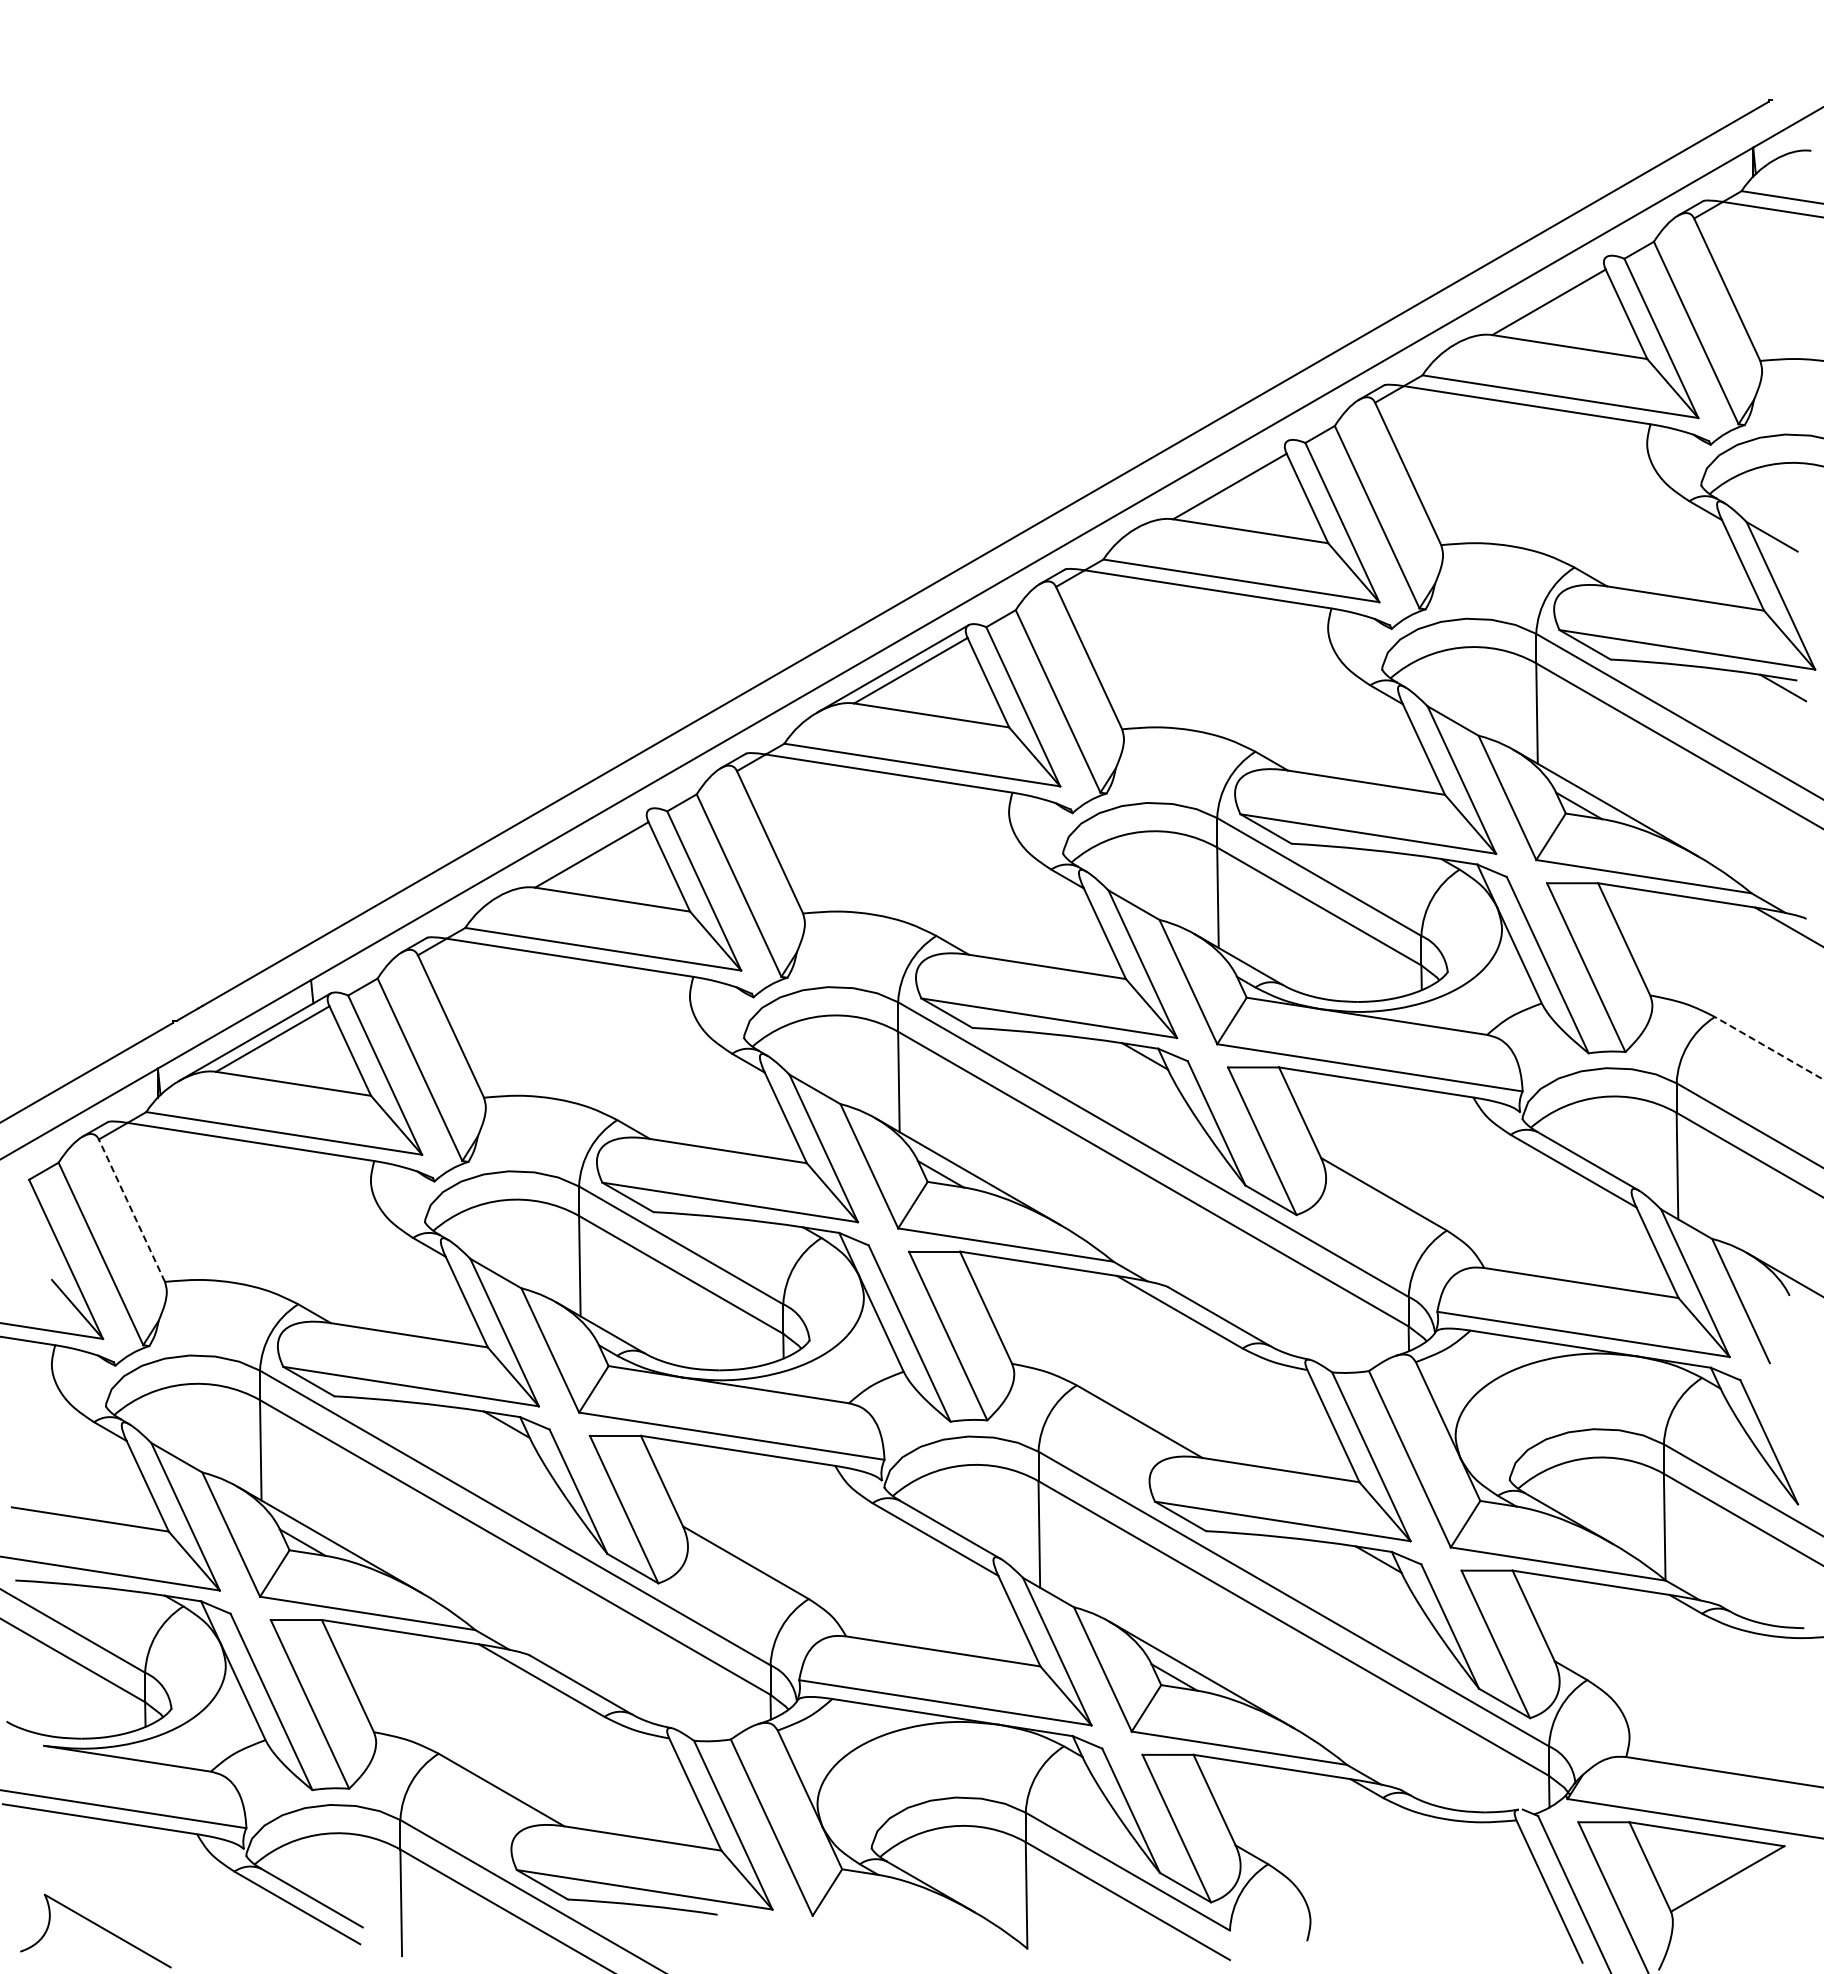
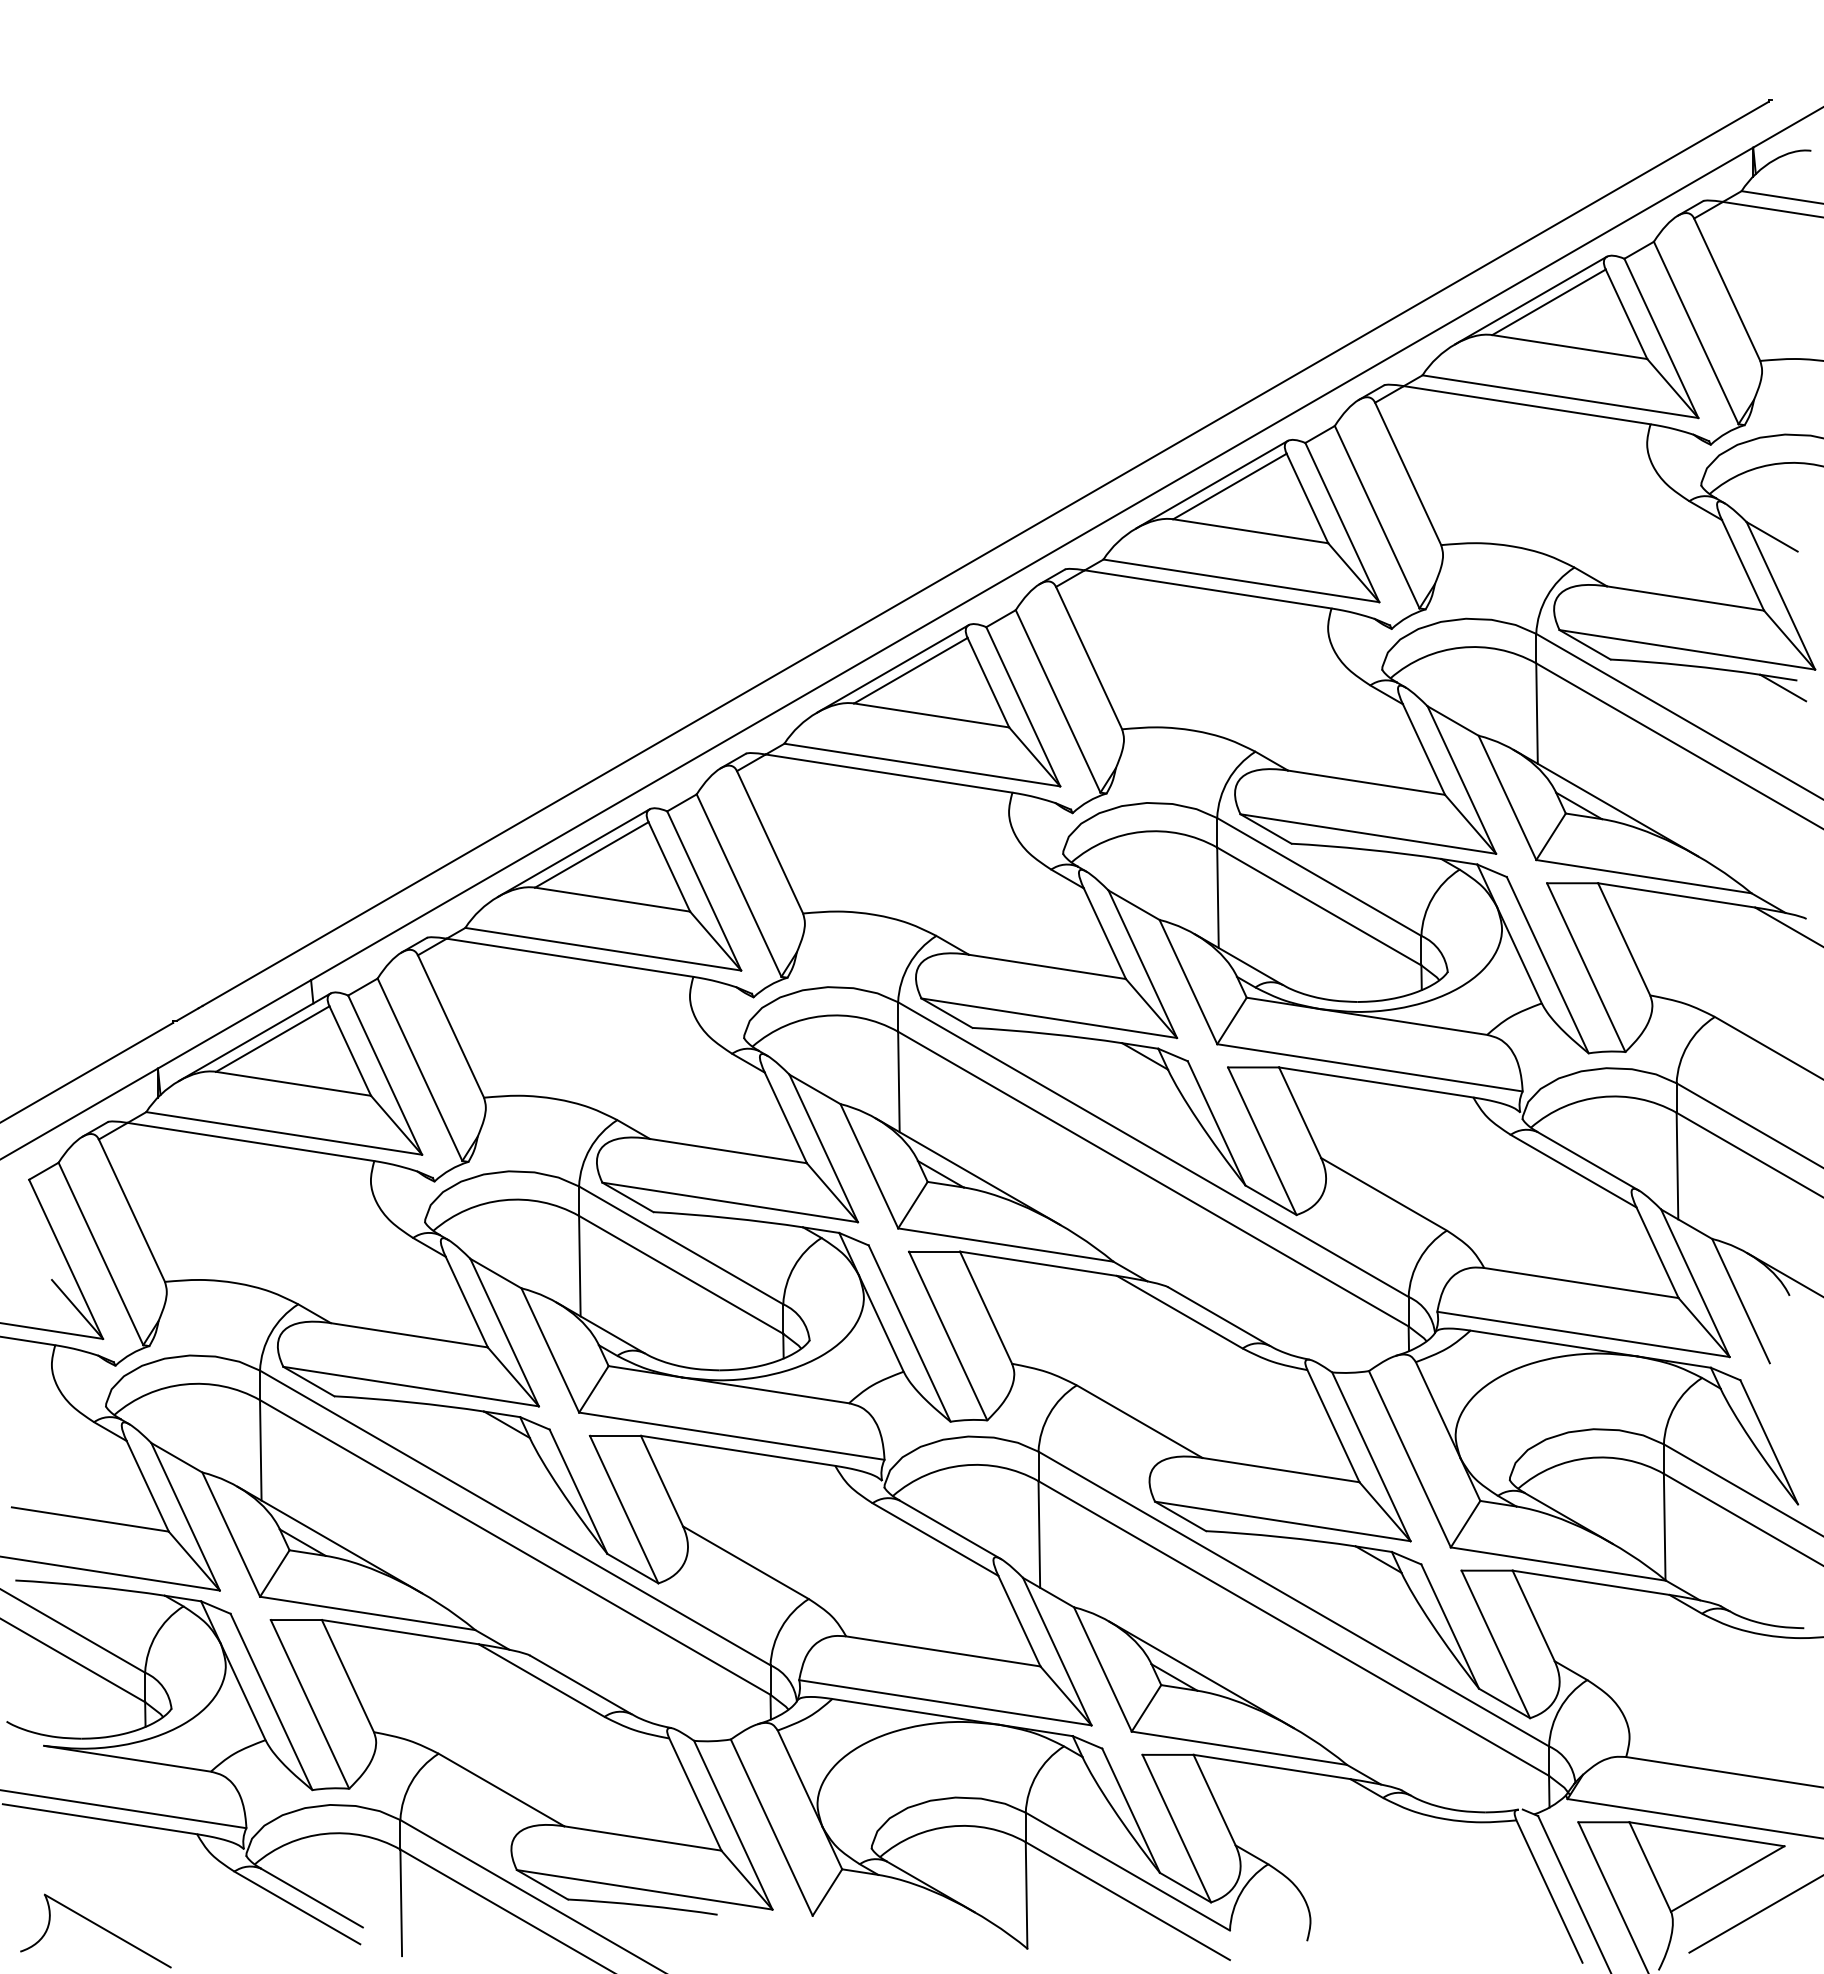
line: none -> present (1530, 300)
line: none -> present (1211, 484)
line: none -> present (573, 852)
line: dashed -> solid (1769, 1048)
line: dashed -> solid (131, 1210)
line: none -> present (1754, 1914)
